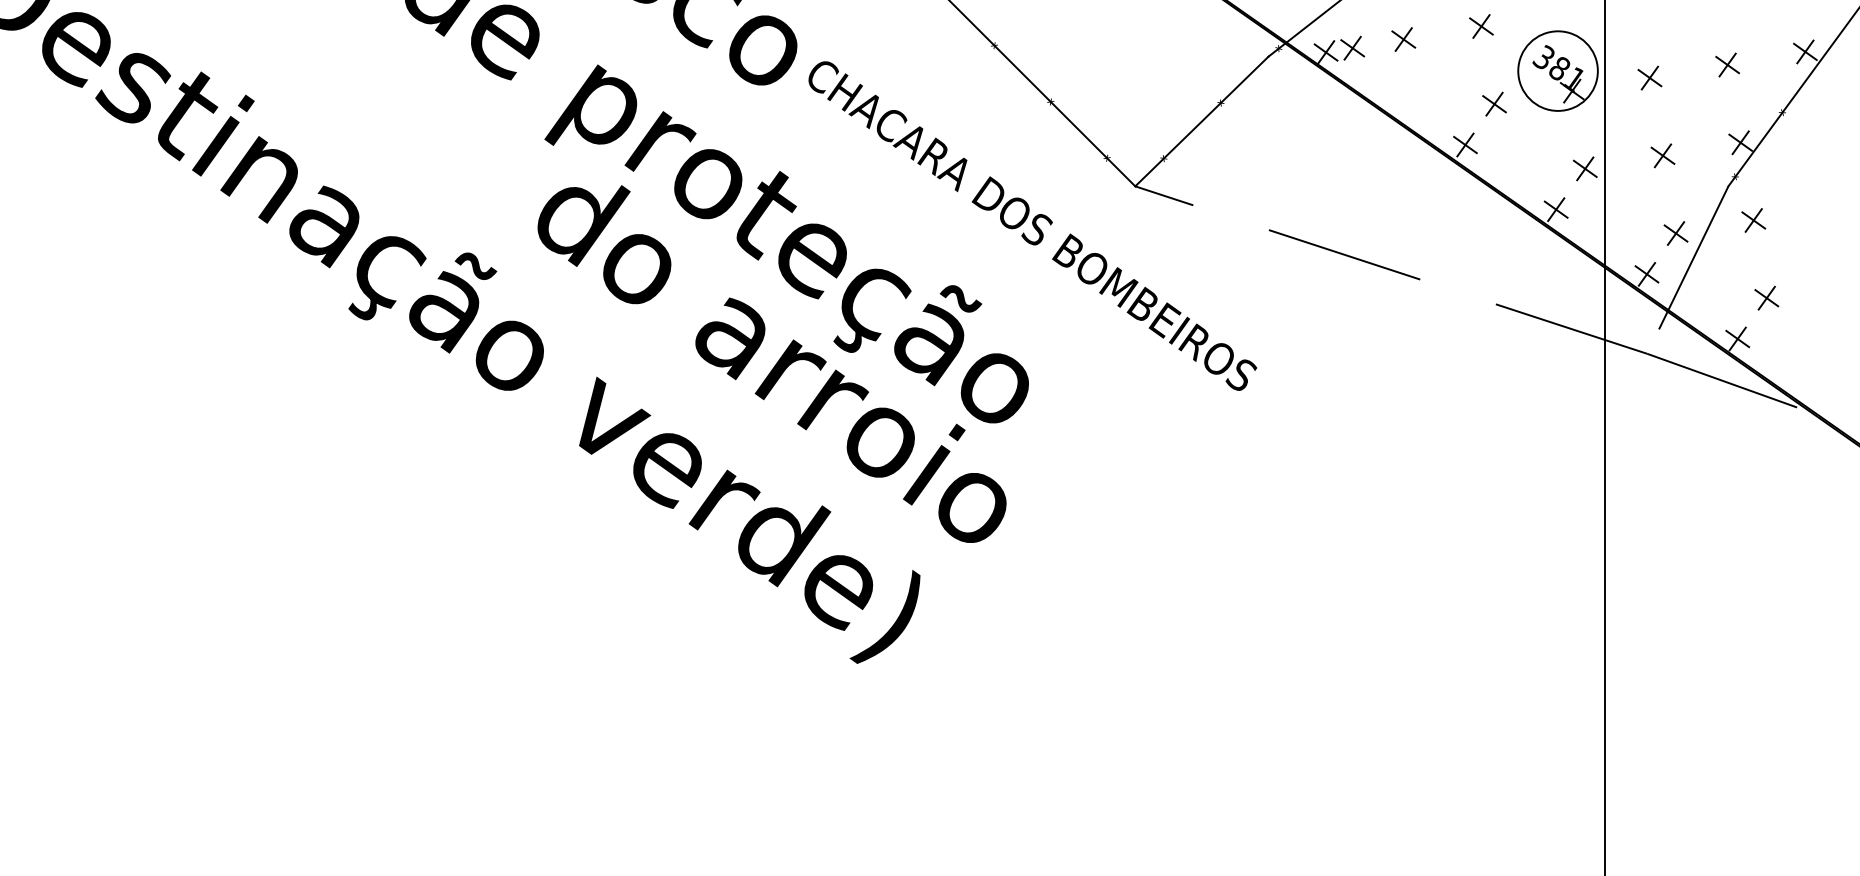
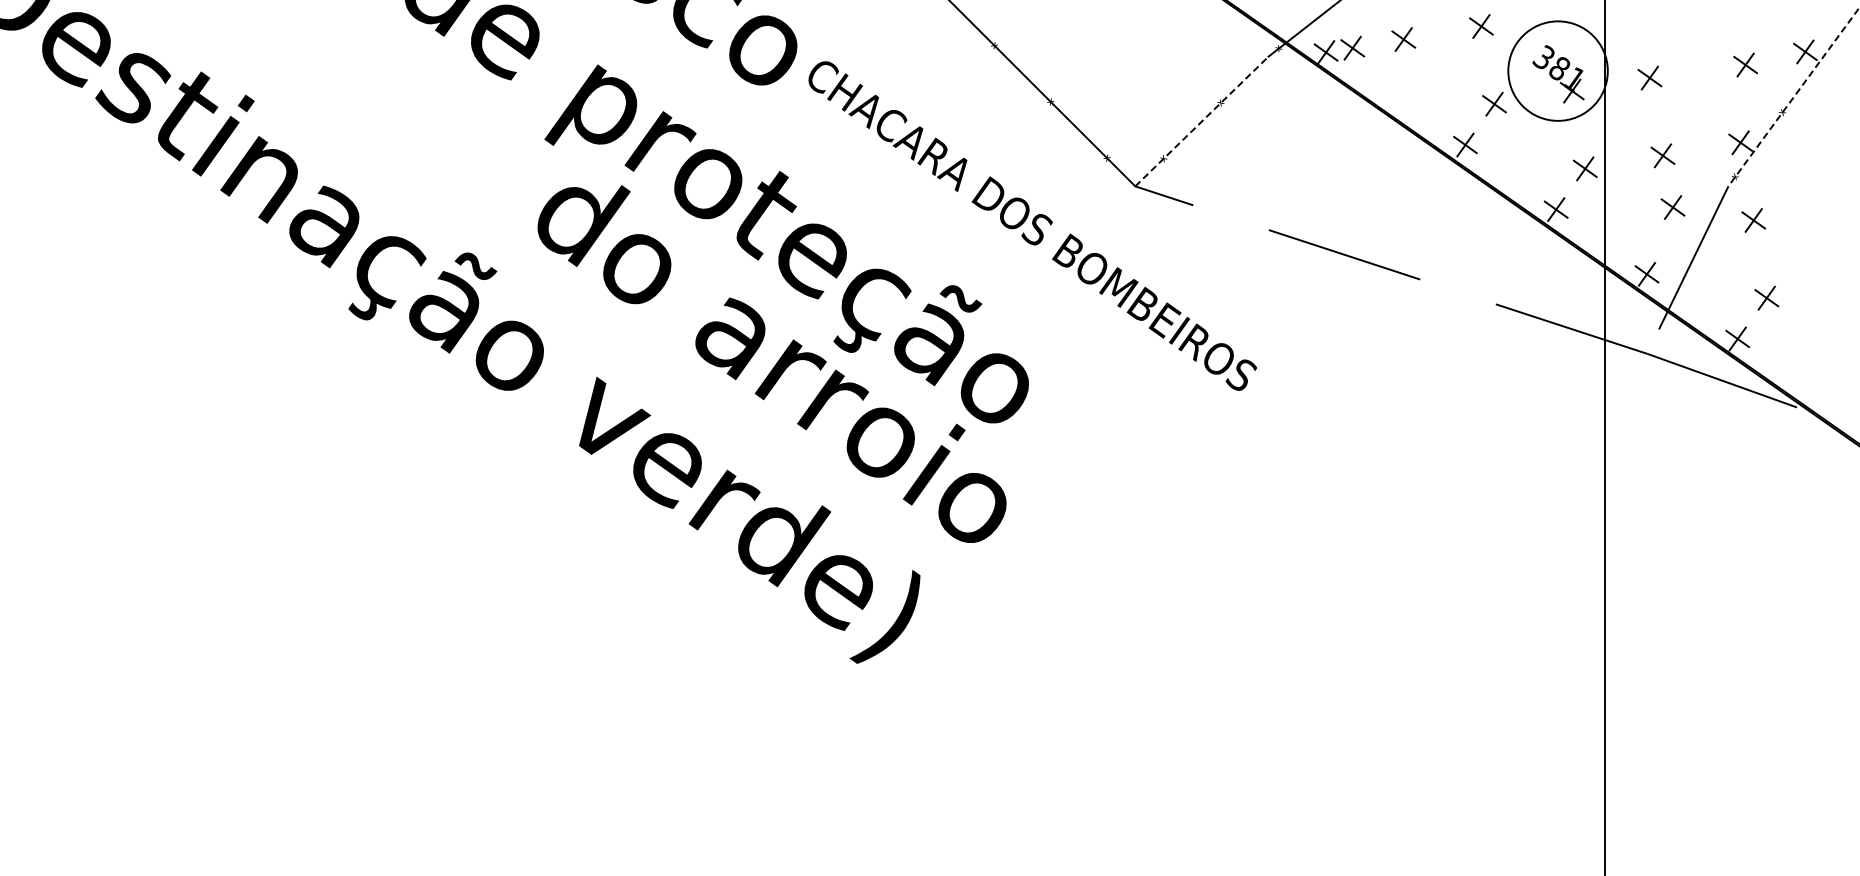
part position: (1727, 64) -> (1745, 64) (1745, 64)
circle diameter: 80 px -> 99 px (1557, 70)
line: solid -> dashed (1794, 96)
line: solid -> dashed (1201, 121)
part position: (1675, 233) -> (1672, 207) (1672, 207)
